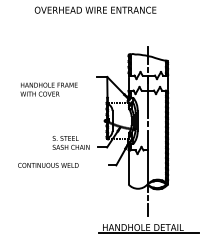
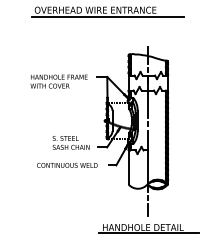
line: none -> present (107, 17)
text position: (48, 89) -> (58, 81) (58, 81)
text position: (48, 165) -> (67, 165) (67, 165)
